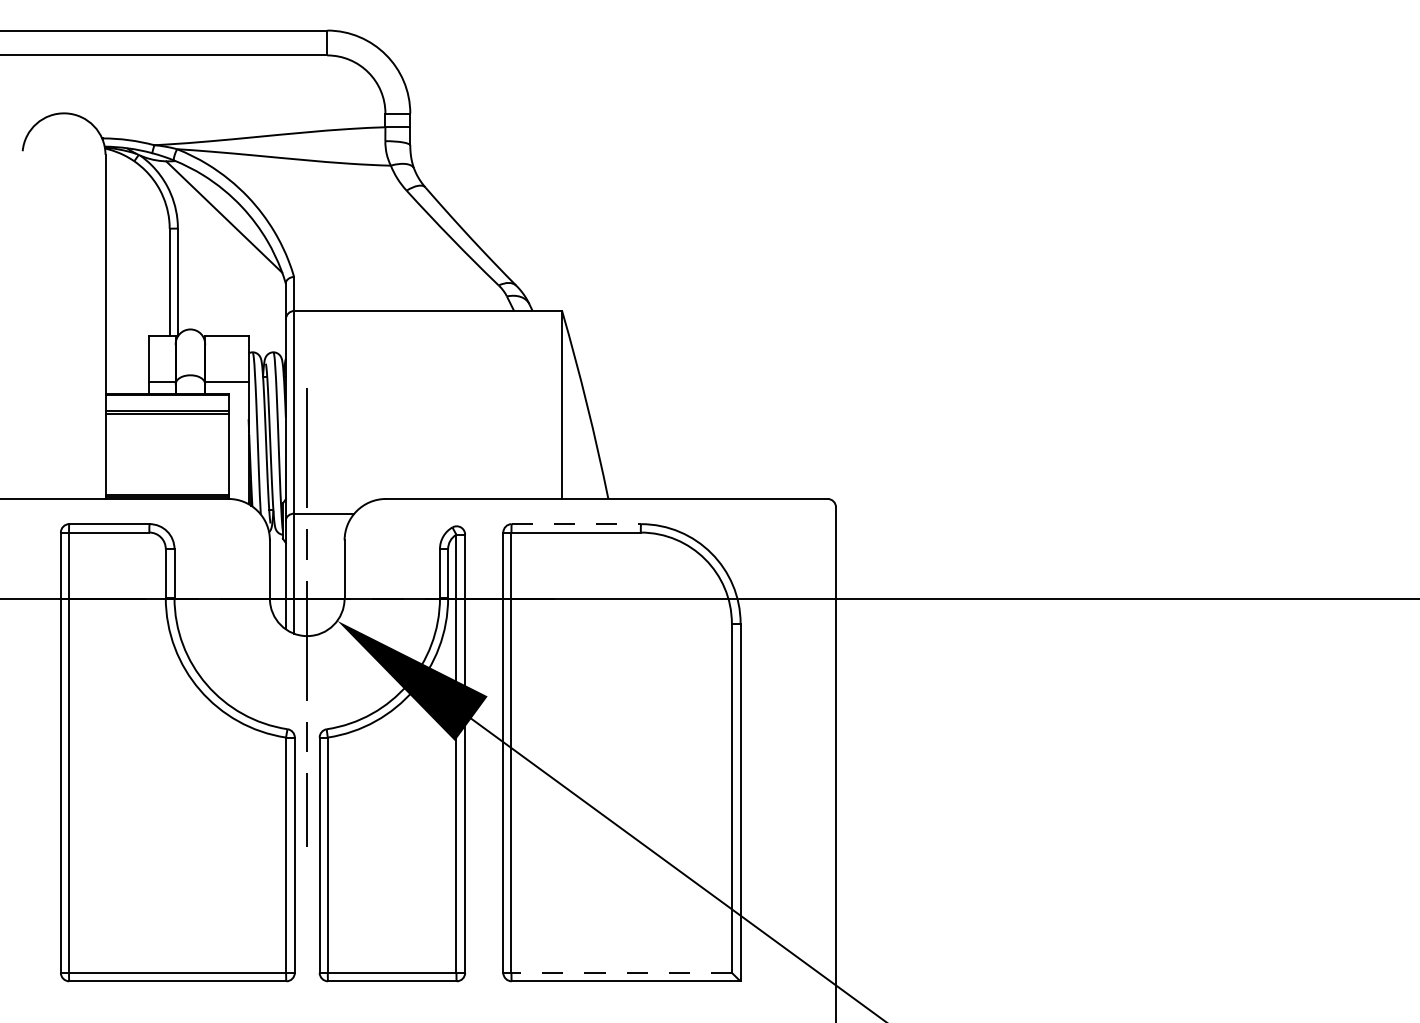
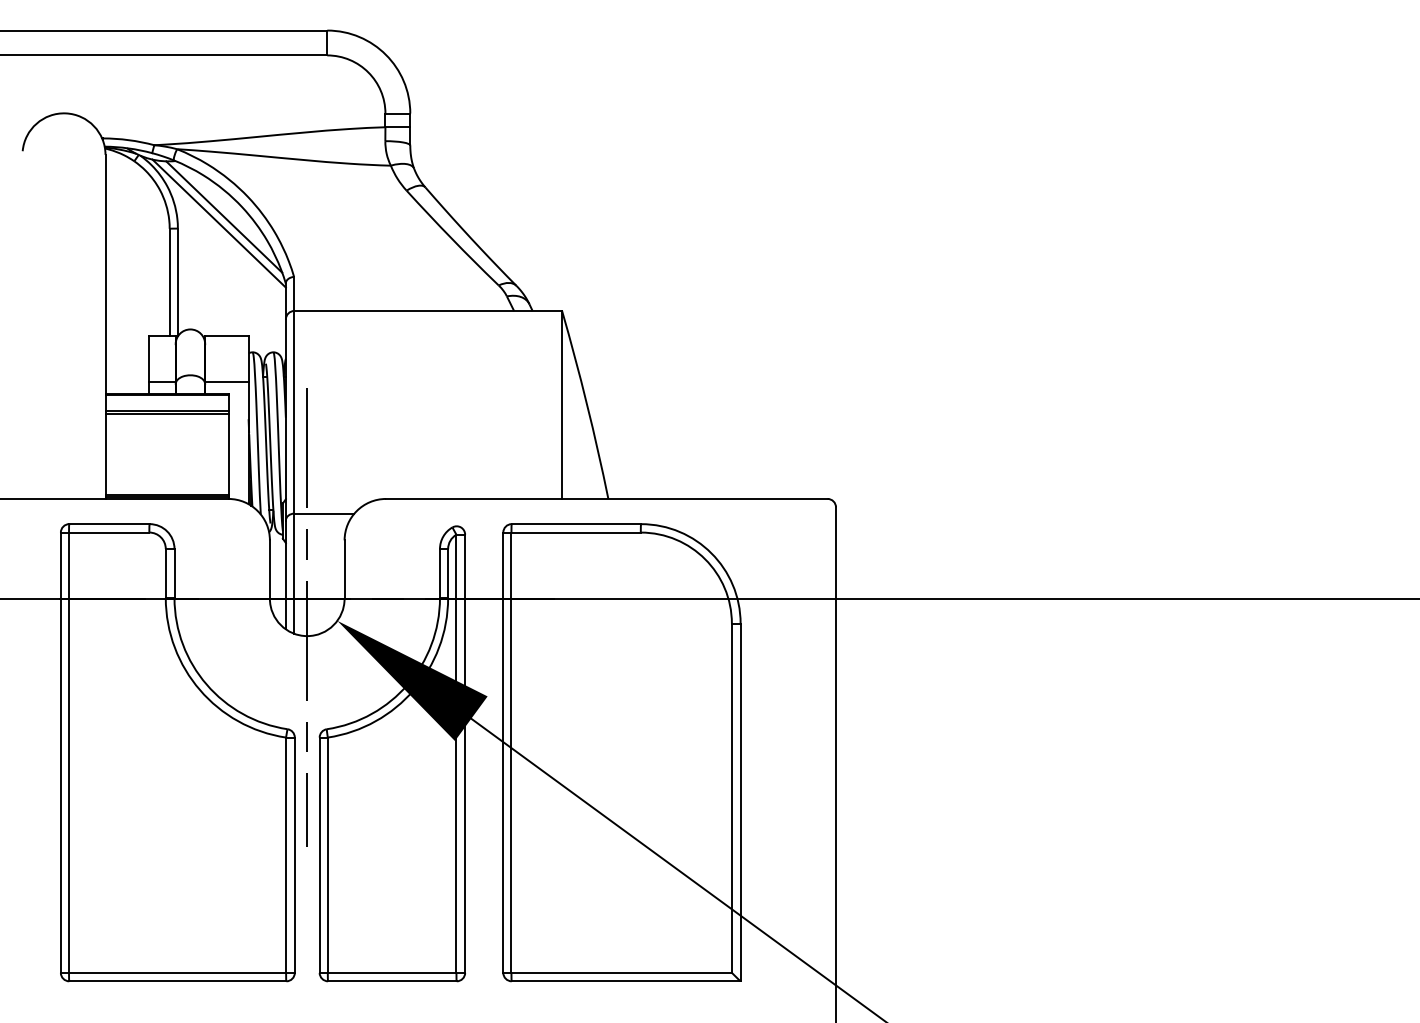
line: none -> present (218, 223)
line: dashed -> solid (576, 524)
line: dashed -> solid (621, 972)
